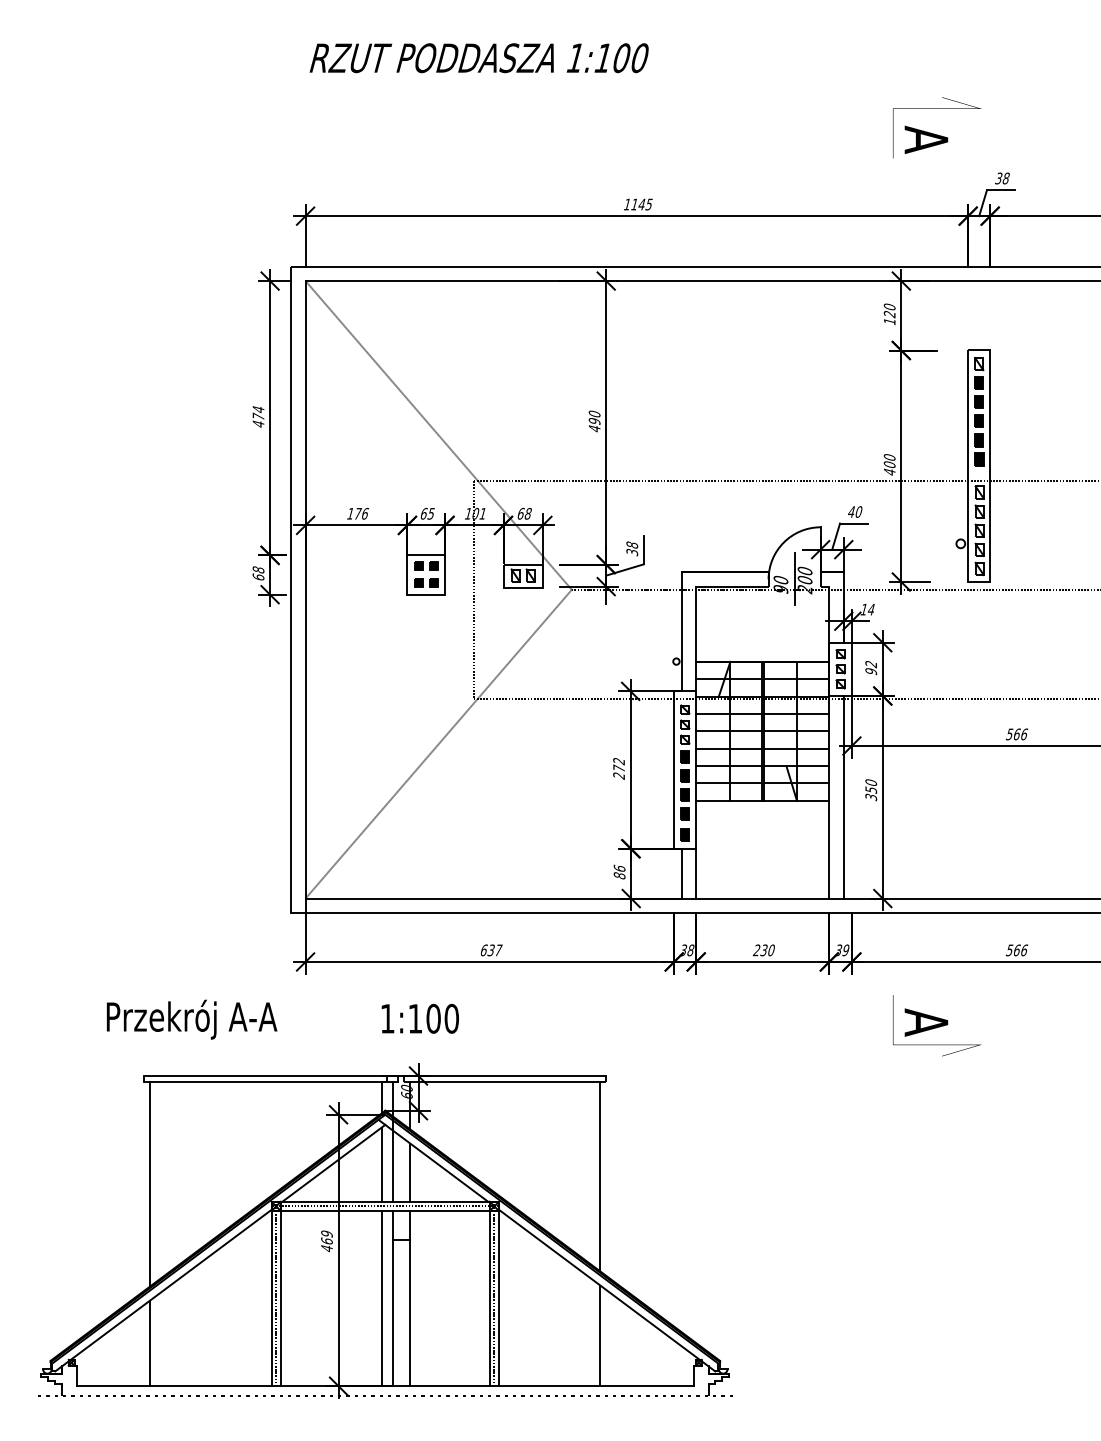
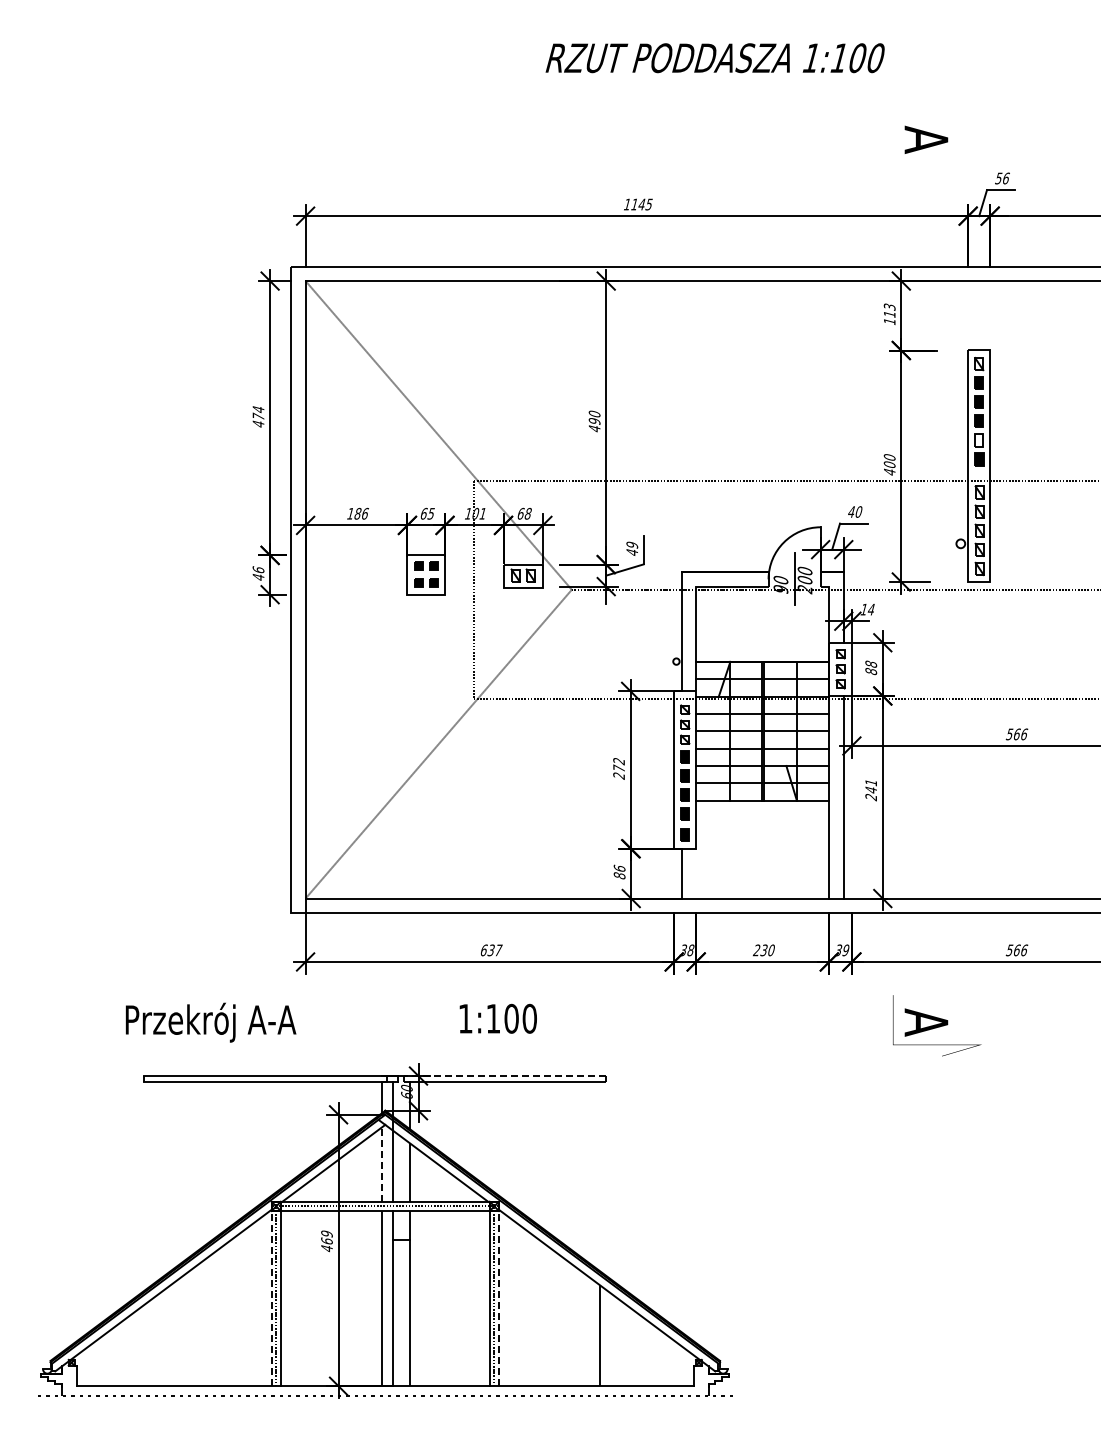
text position: (478, 58) -> (714, 58) (714, 58)
line: present -> none (937, 108)
text: 38 -> 56 (1002, 178)
text: 120 -> 113 (889, 310)
fill: present -> none (979, 440)
text: 176 -> 186 (358, 513)
text: 38 -> 49 (632, 548)
text: 68 -> 46 (258, 573)
text: 92 -> 88 (871, 667)
text: 350 -> 241 (871, 790)
line: present -> none (696, 873)
text position: (419, 1018) -> (497, 1018) (497, 1018)
text position: (191, 1019) -> (210, 1022) (210, 1022)
line: solid -> dashed (504, 1076)
line: solid -> dashed (381, 1164)
line: present -> none (599, 1176)
line: present -> none (150, 1183)
line: solid -> dashed (271, 1293)
line: solid -> dashed (499, 1293)
line: present -> none (150, 1343)
